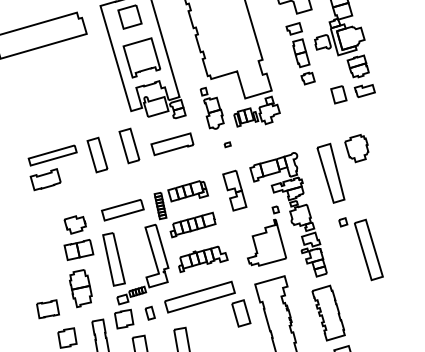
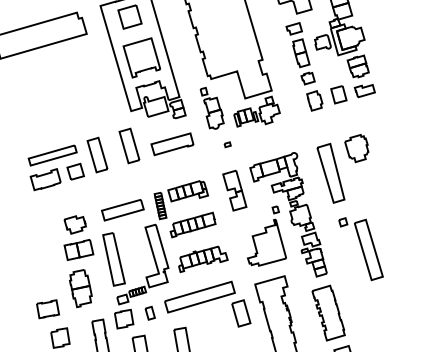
part: none -> present (314, 100)
part: none -> present (75, 171)
part position: (67, 337) -> (60, 337) (60, 337)
